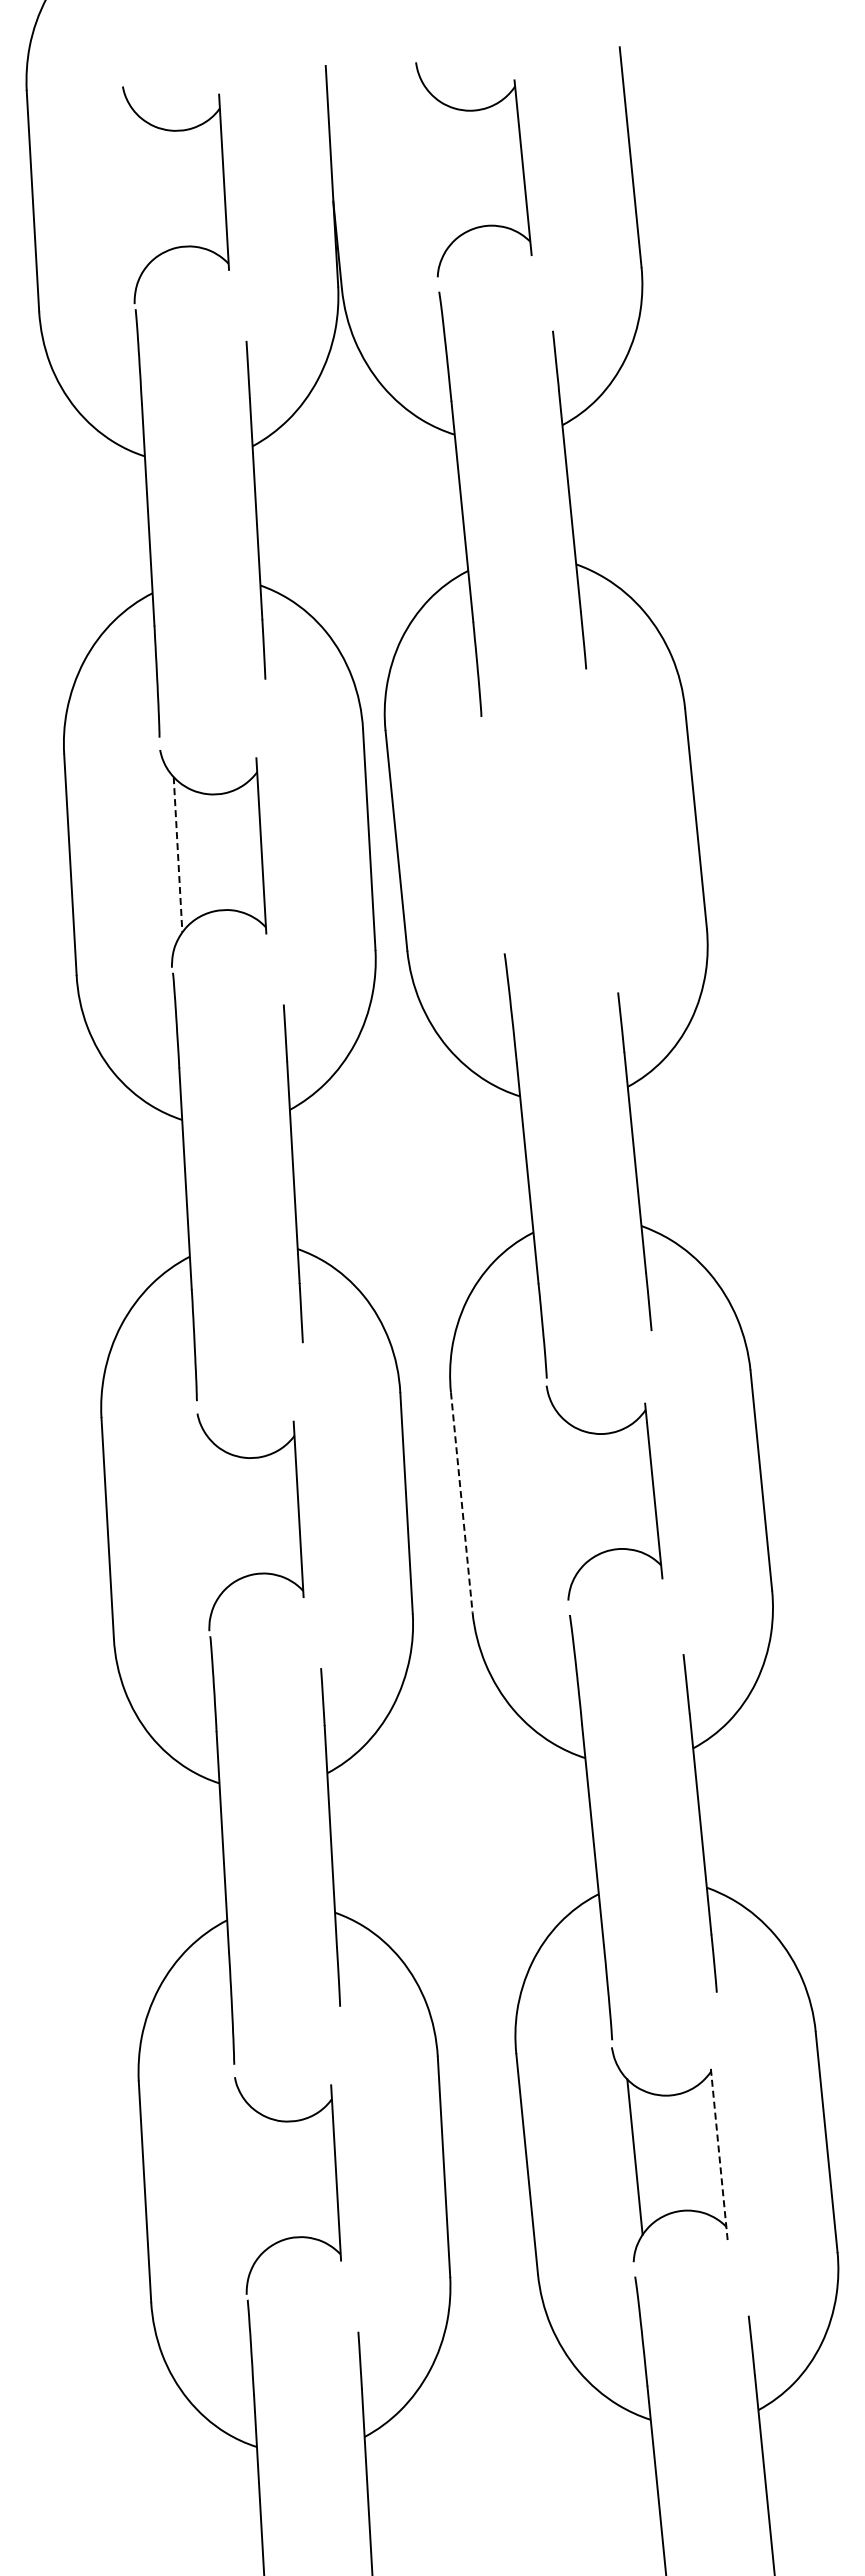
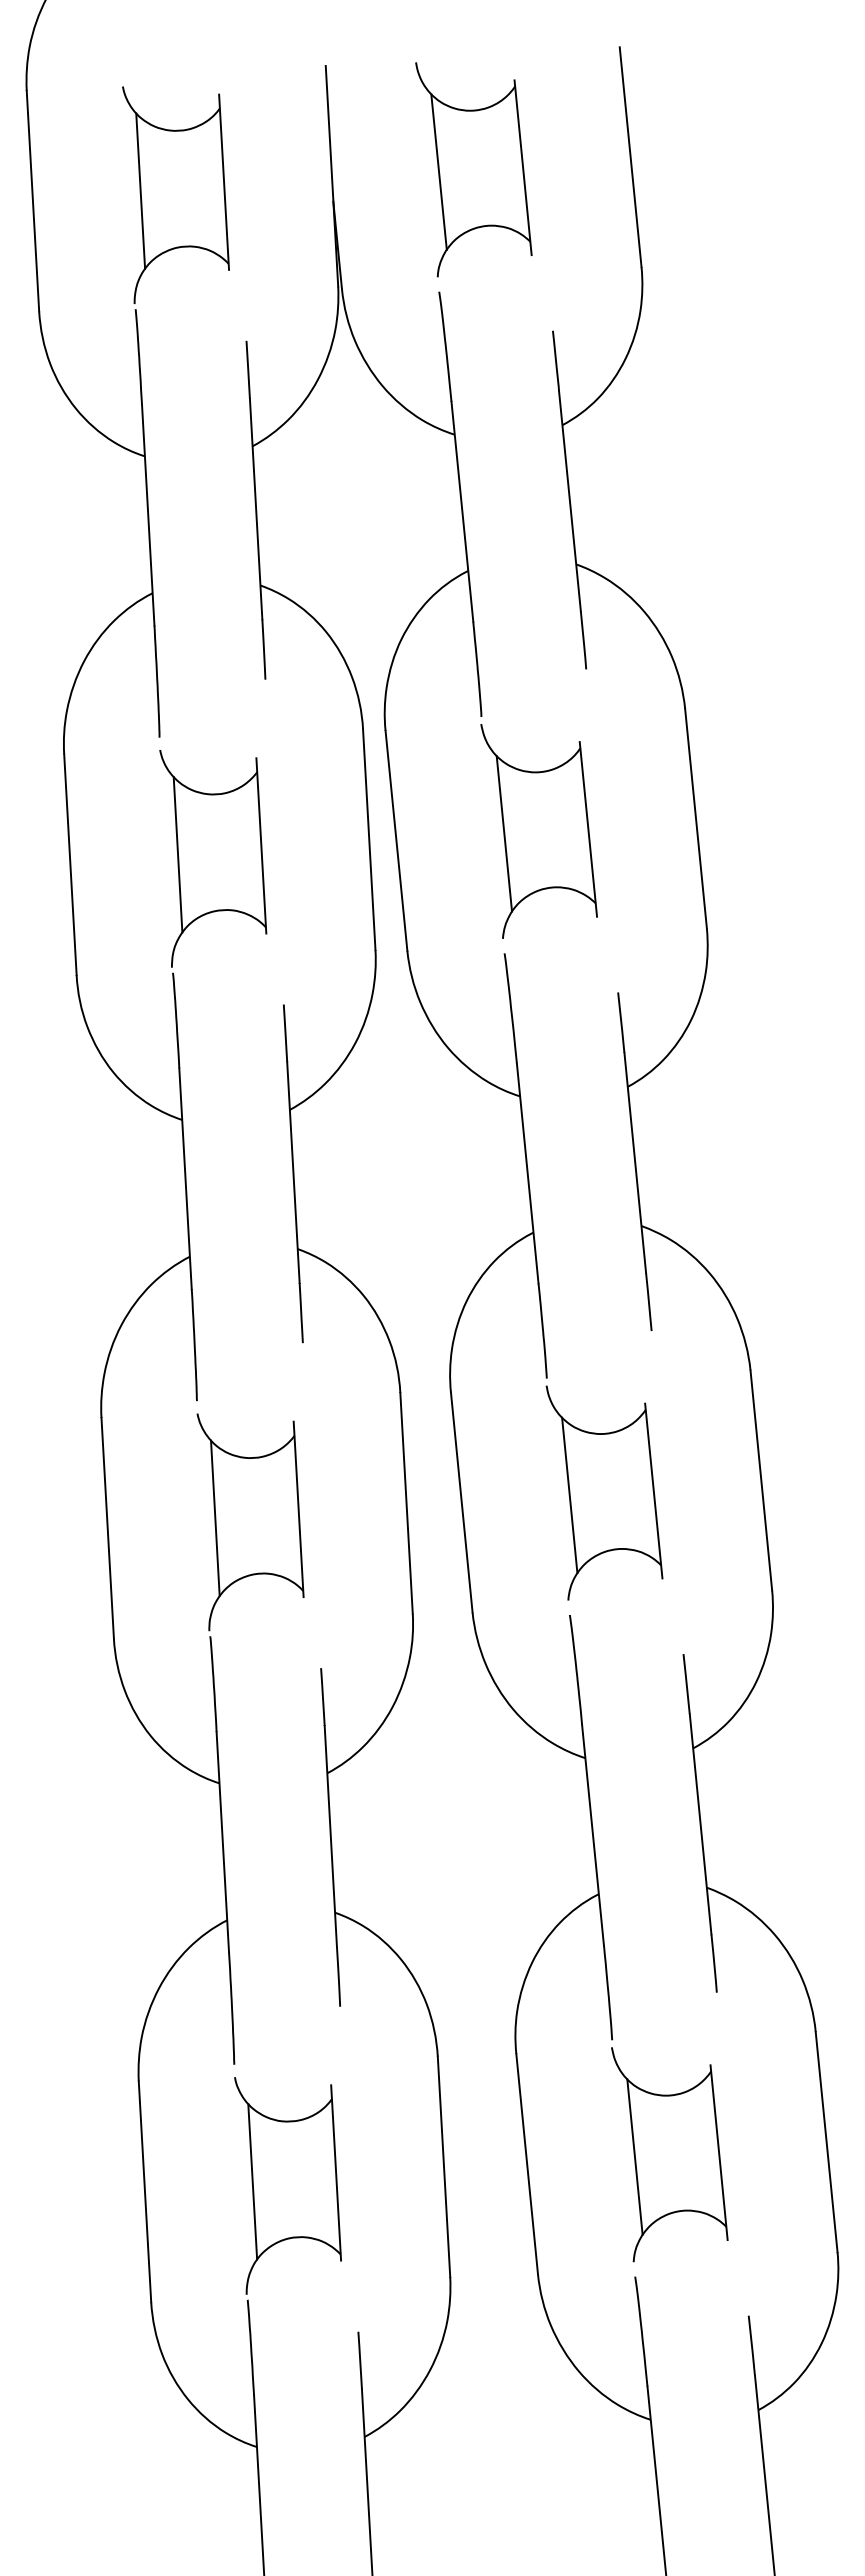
line: none -> present (438, 171)
line: none -> present (140, 190)
part: none -> present (538, 831)
line: dashed -> solid (178, 854)
line: none -> present (569, 1495)
line: dashed -> solid (461, 1502)
line: none -> present (215, 1517)
line: dashed -> solid (719, 2152)
line: none -> present (252, 2181)
